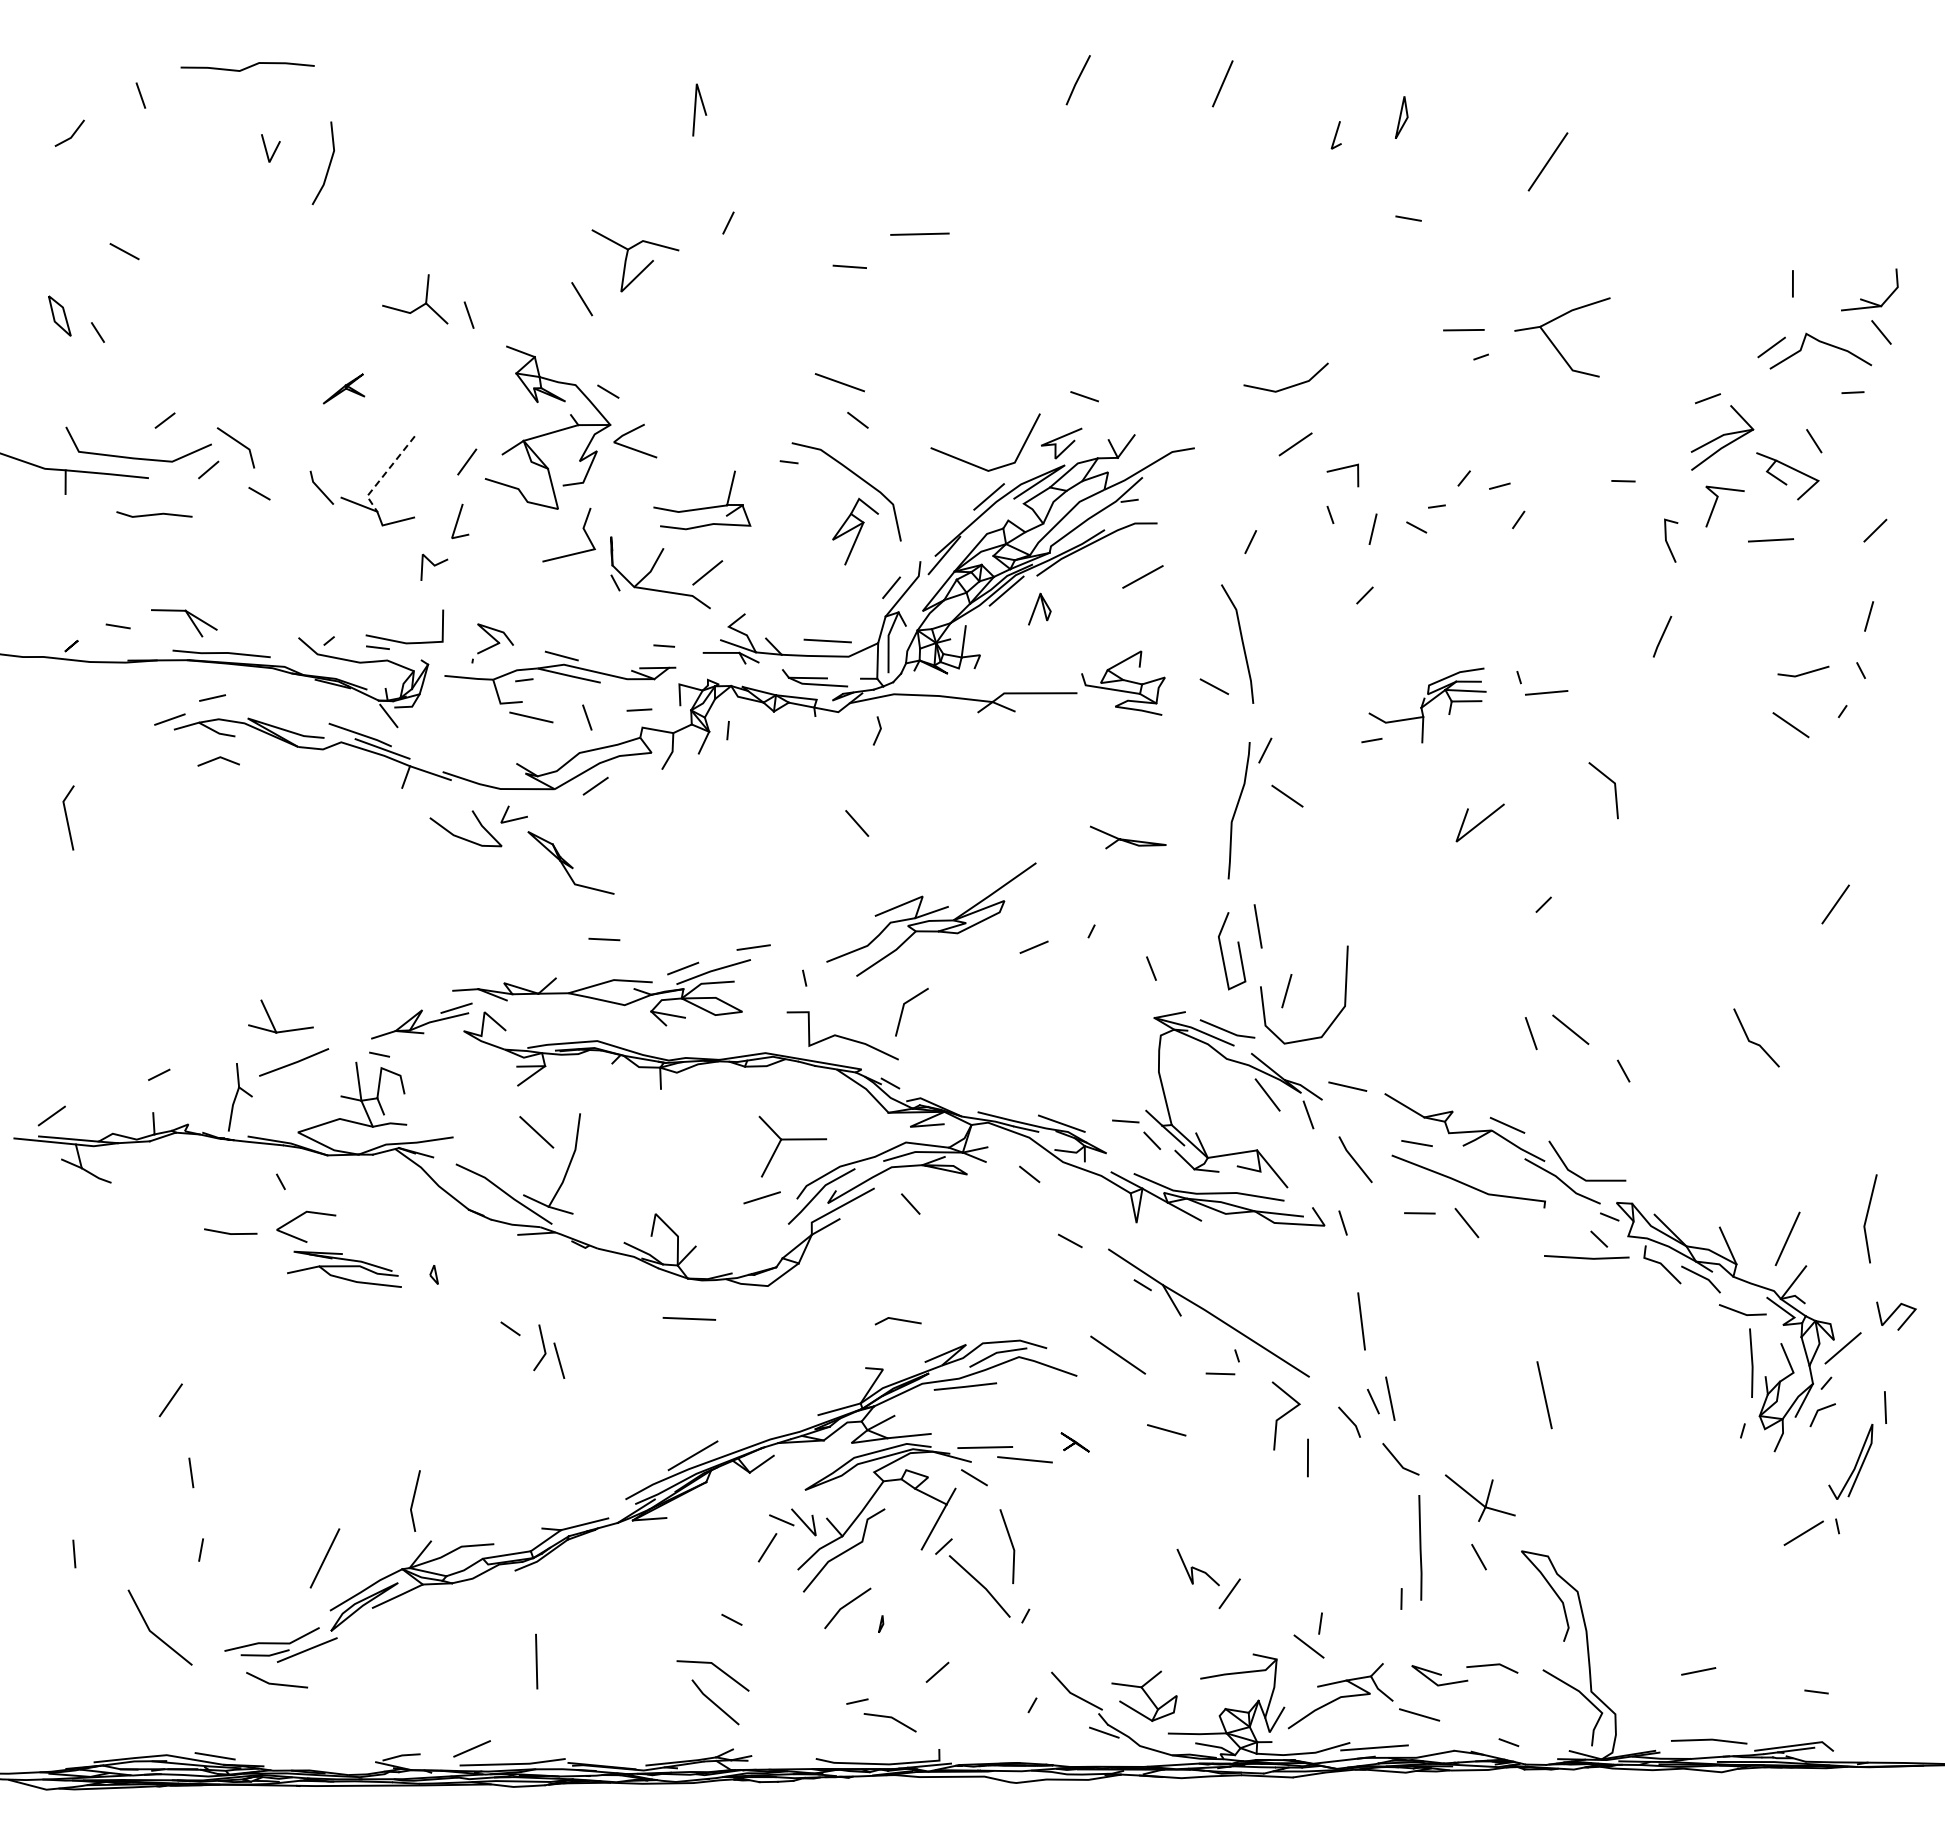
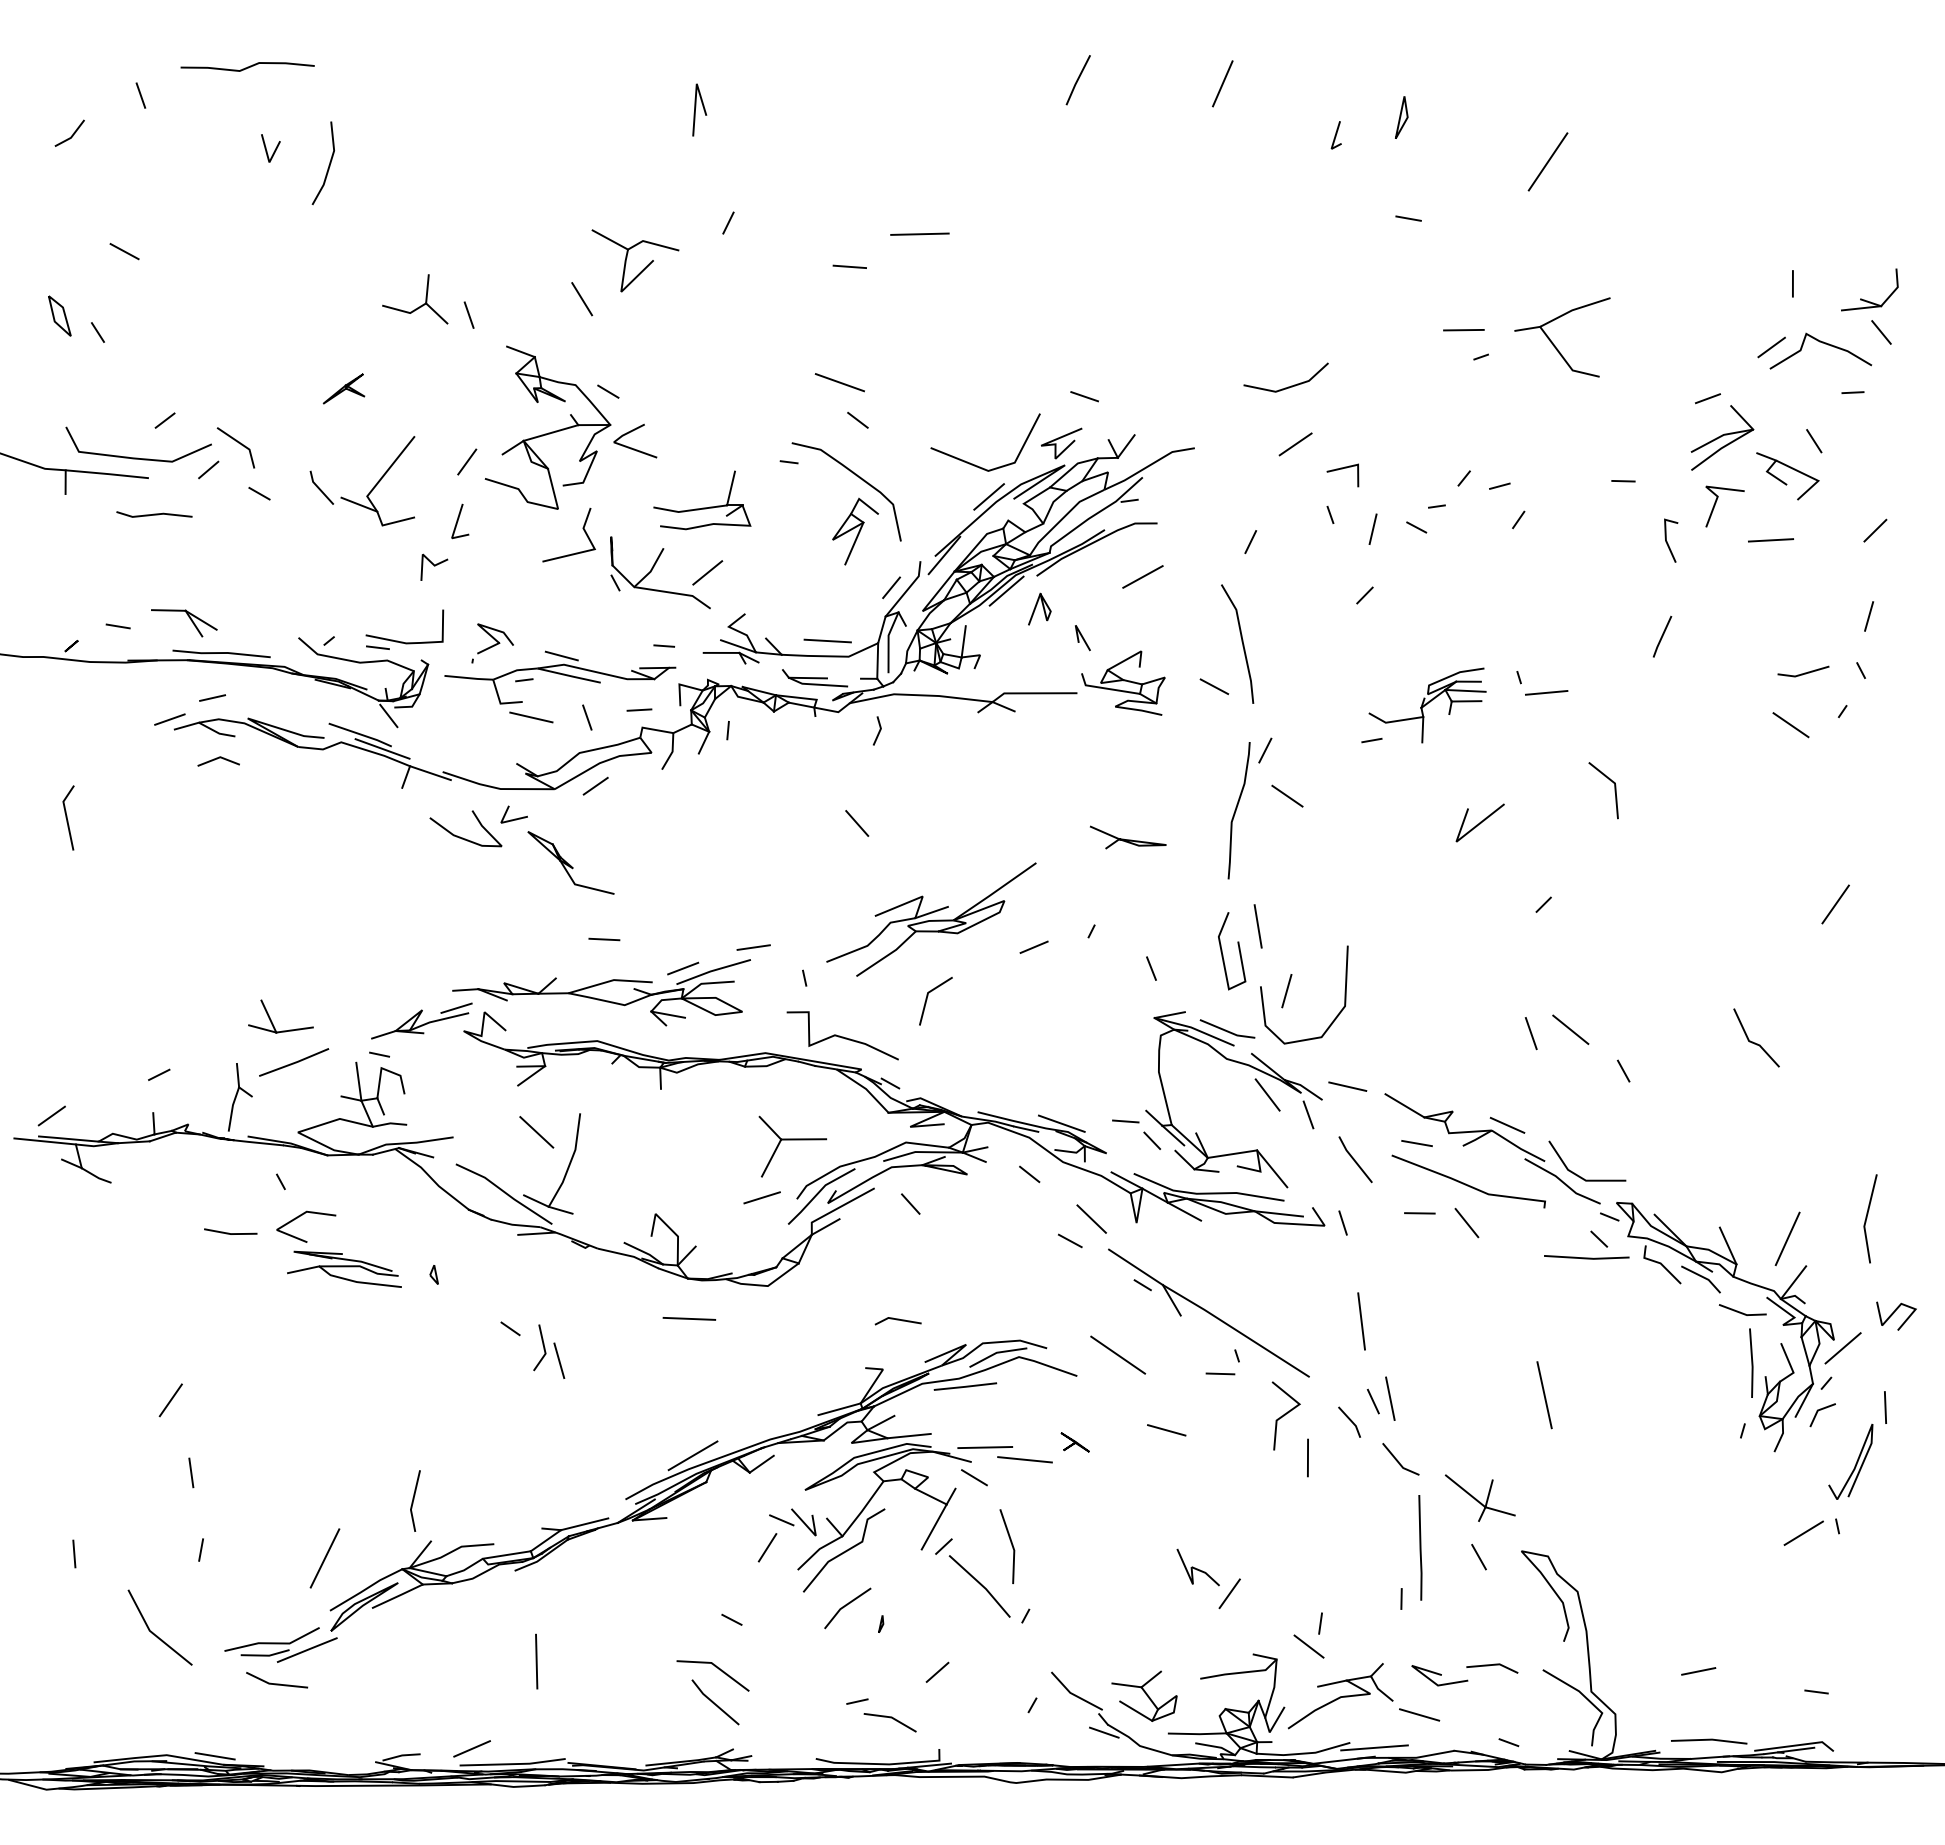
line: dashed -> solid (384, 474)
line: none -> present (1082, 638)
line position: (903, 1011) -> (927, 1000) (927, 1000)
line: none -> present (1091, 1218)
